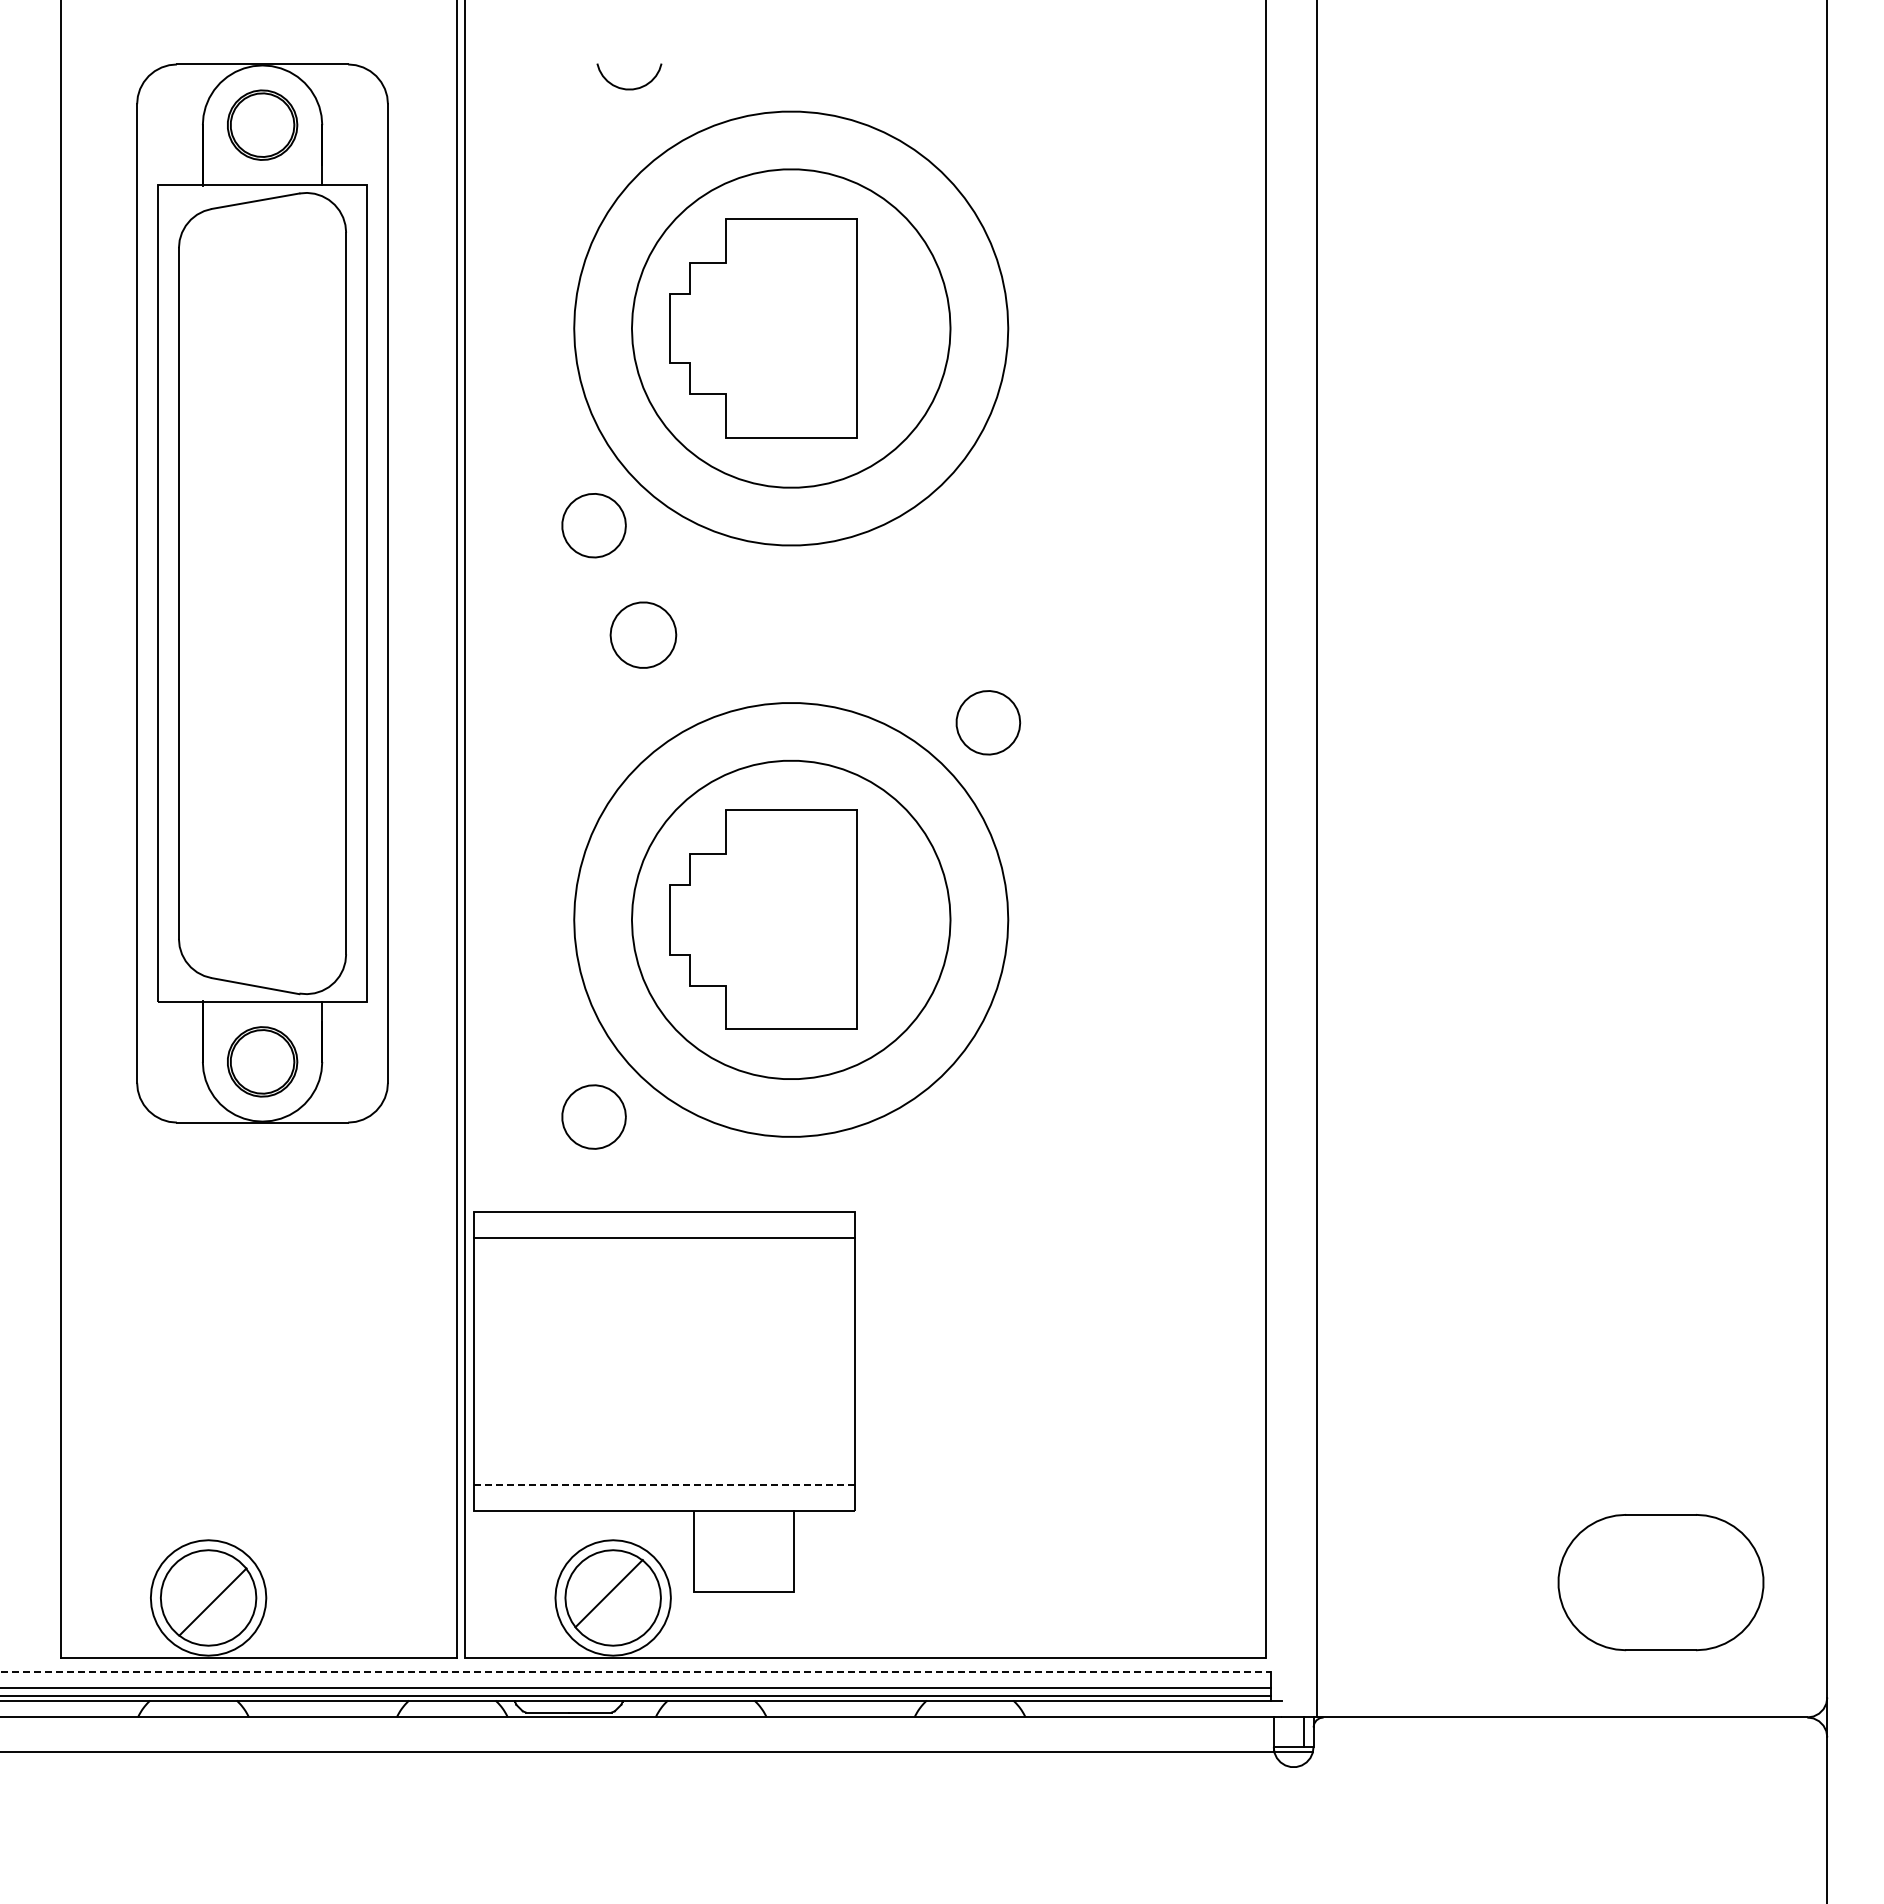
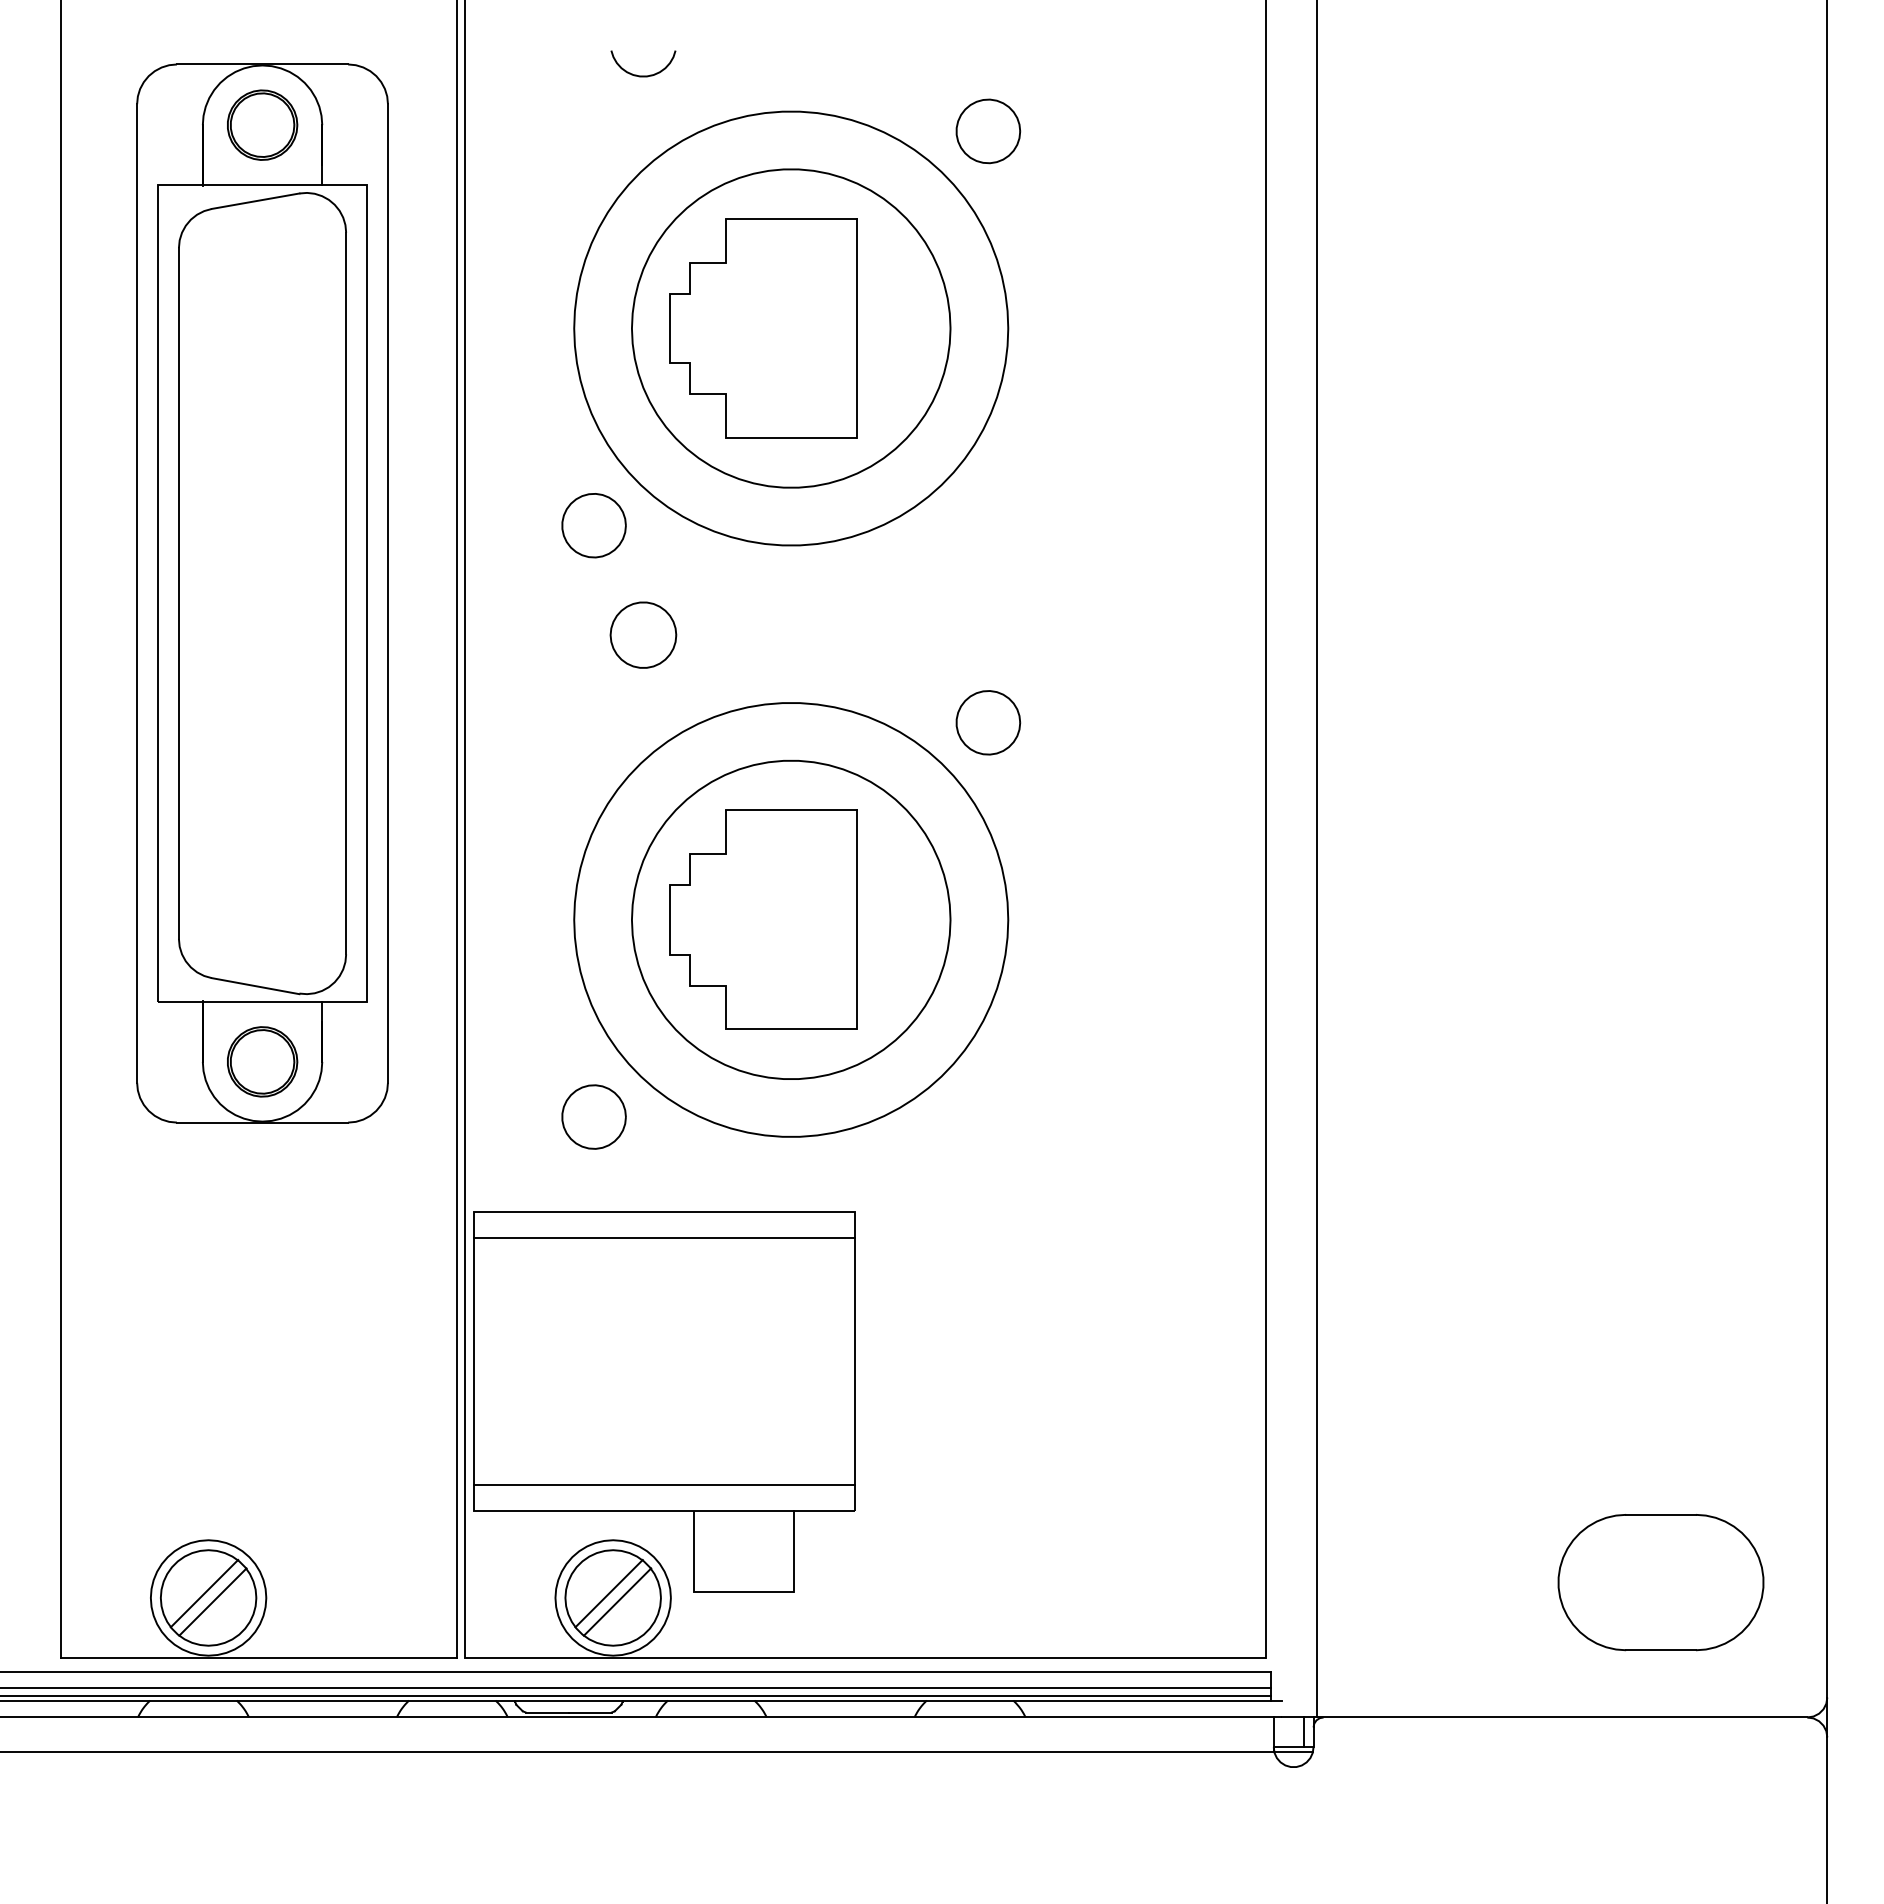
curve position: (629, 88) -> (643, 75) (643, 75)
part: none -> present (988, 131)
line: dashed -> solid (664, 1484)
line: none -> present (204, 1593)
line: none -> present (617, 1601)
line: dashed -> solid (636, 1671)
